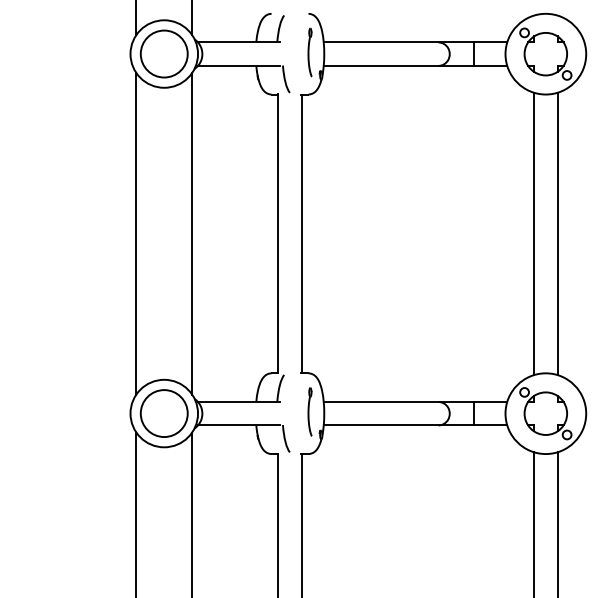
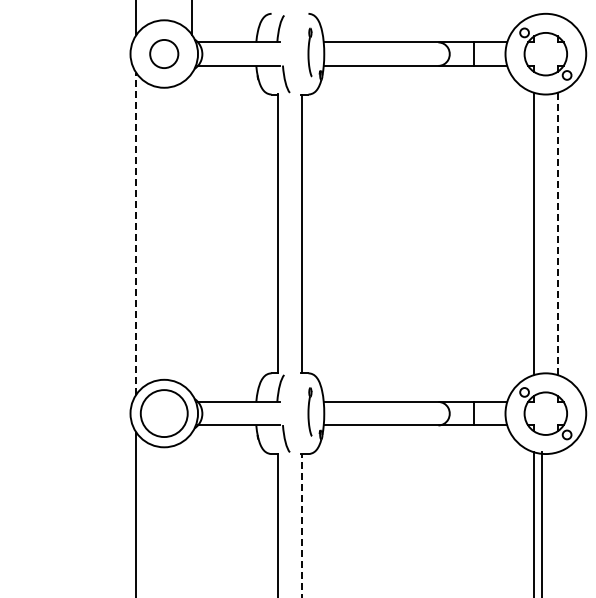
circle diameter: 47 px -> 28 px (164, 53)
line: solid -> dashed (136, 233)
line: present -> none (192, 233)
line: solid -> dashed (557, 233)
line: present -> none (192, 513)
line position: (557, 523) -> (541, 523) (541, 523)
line: solid -> dashed (301, 526)
